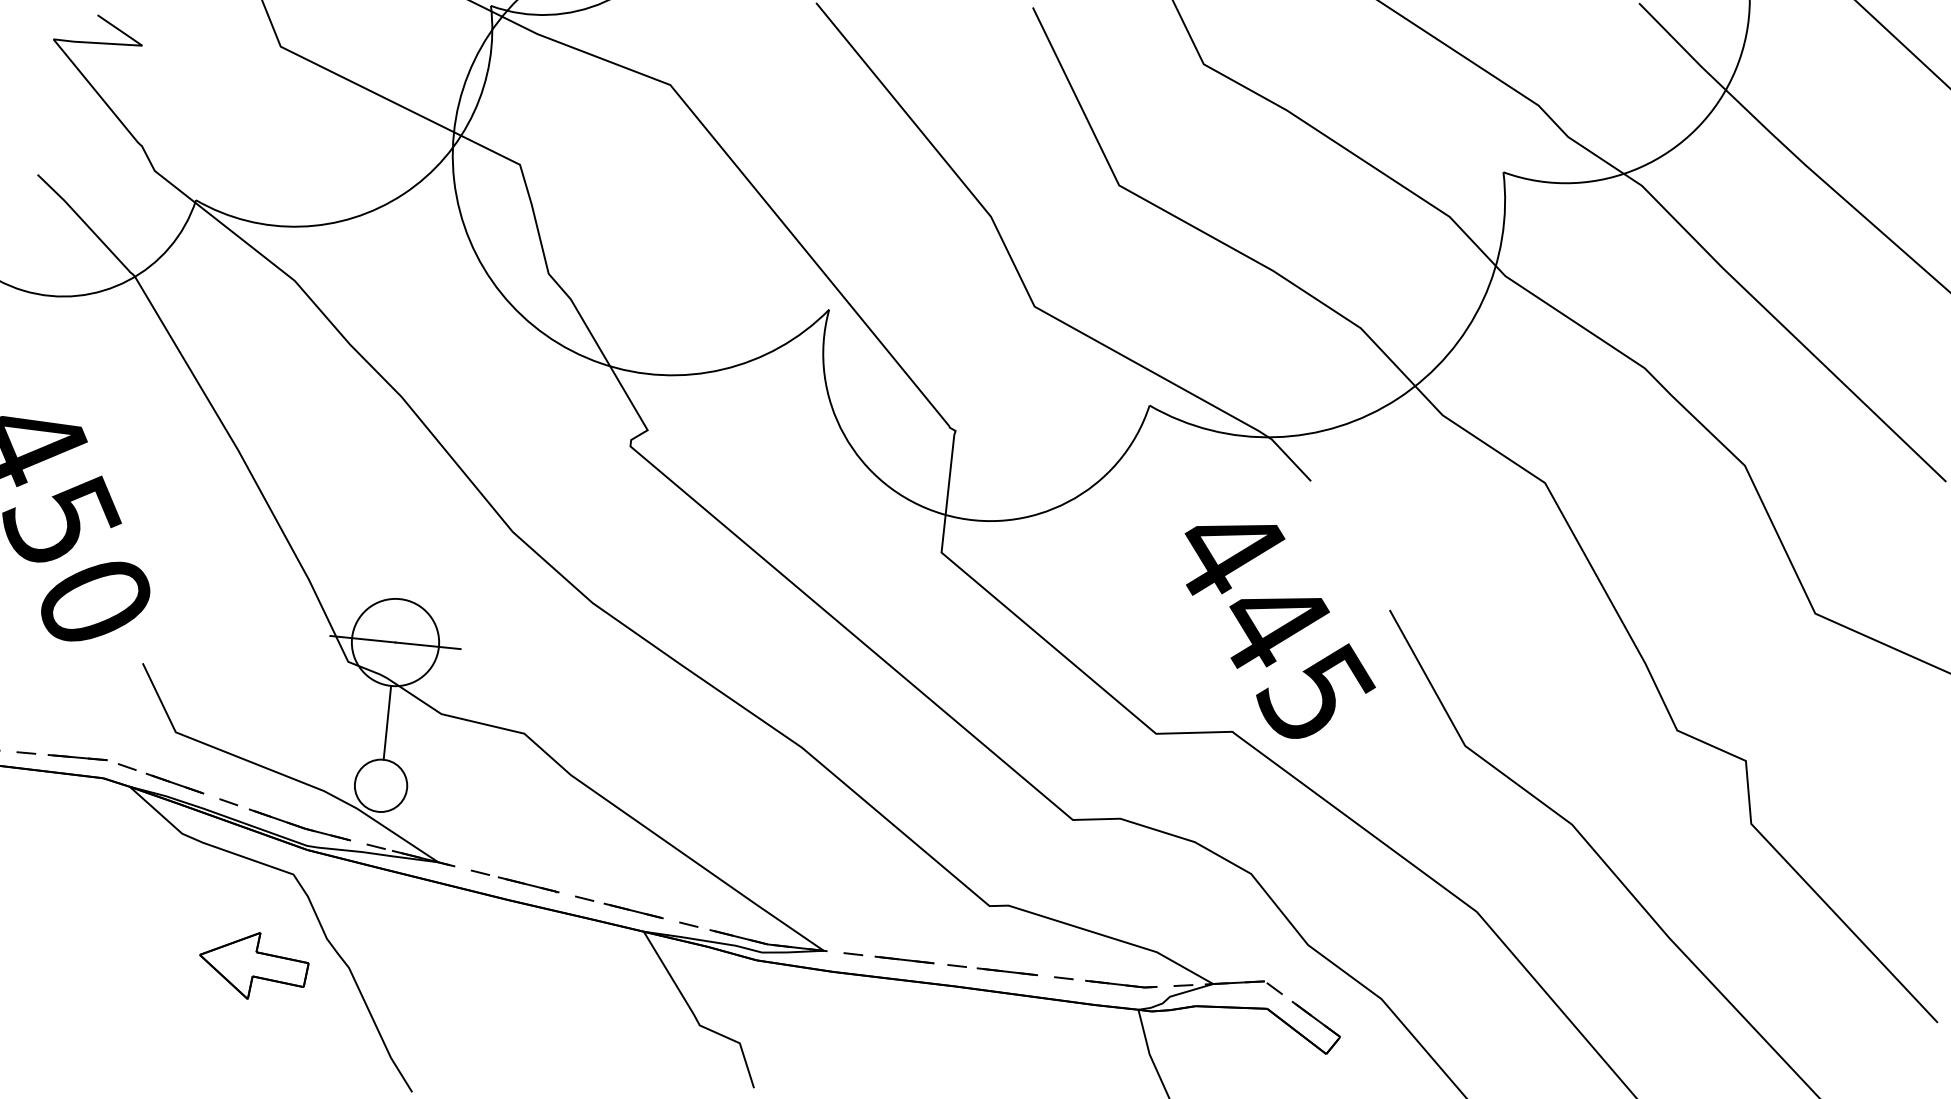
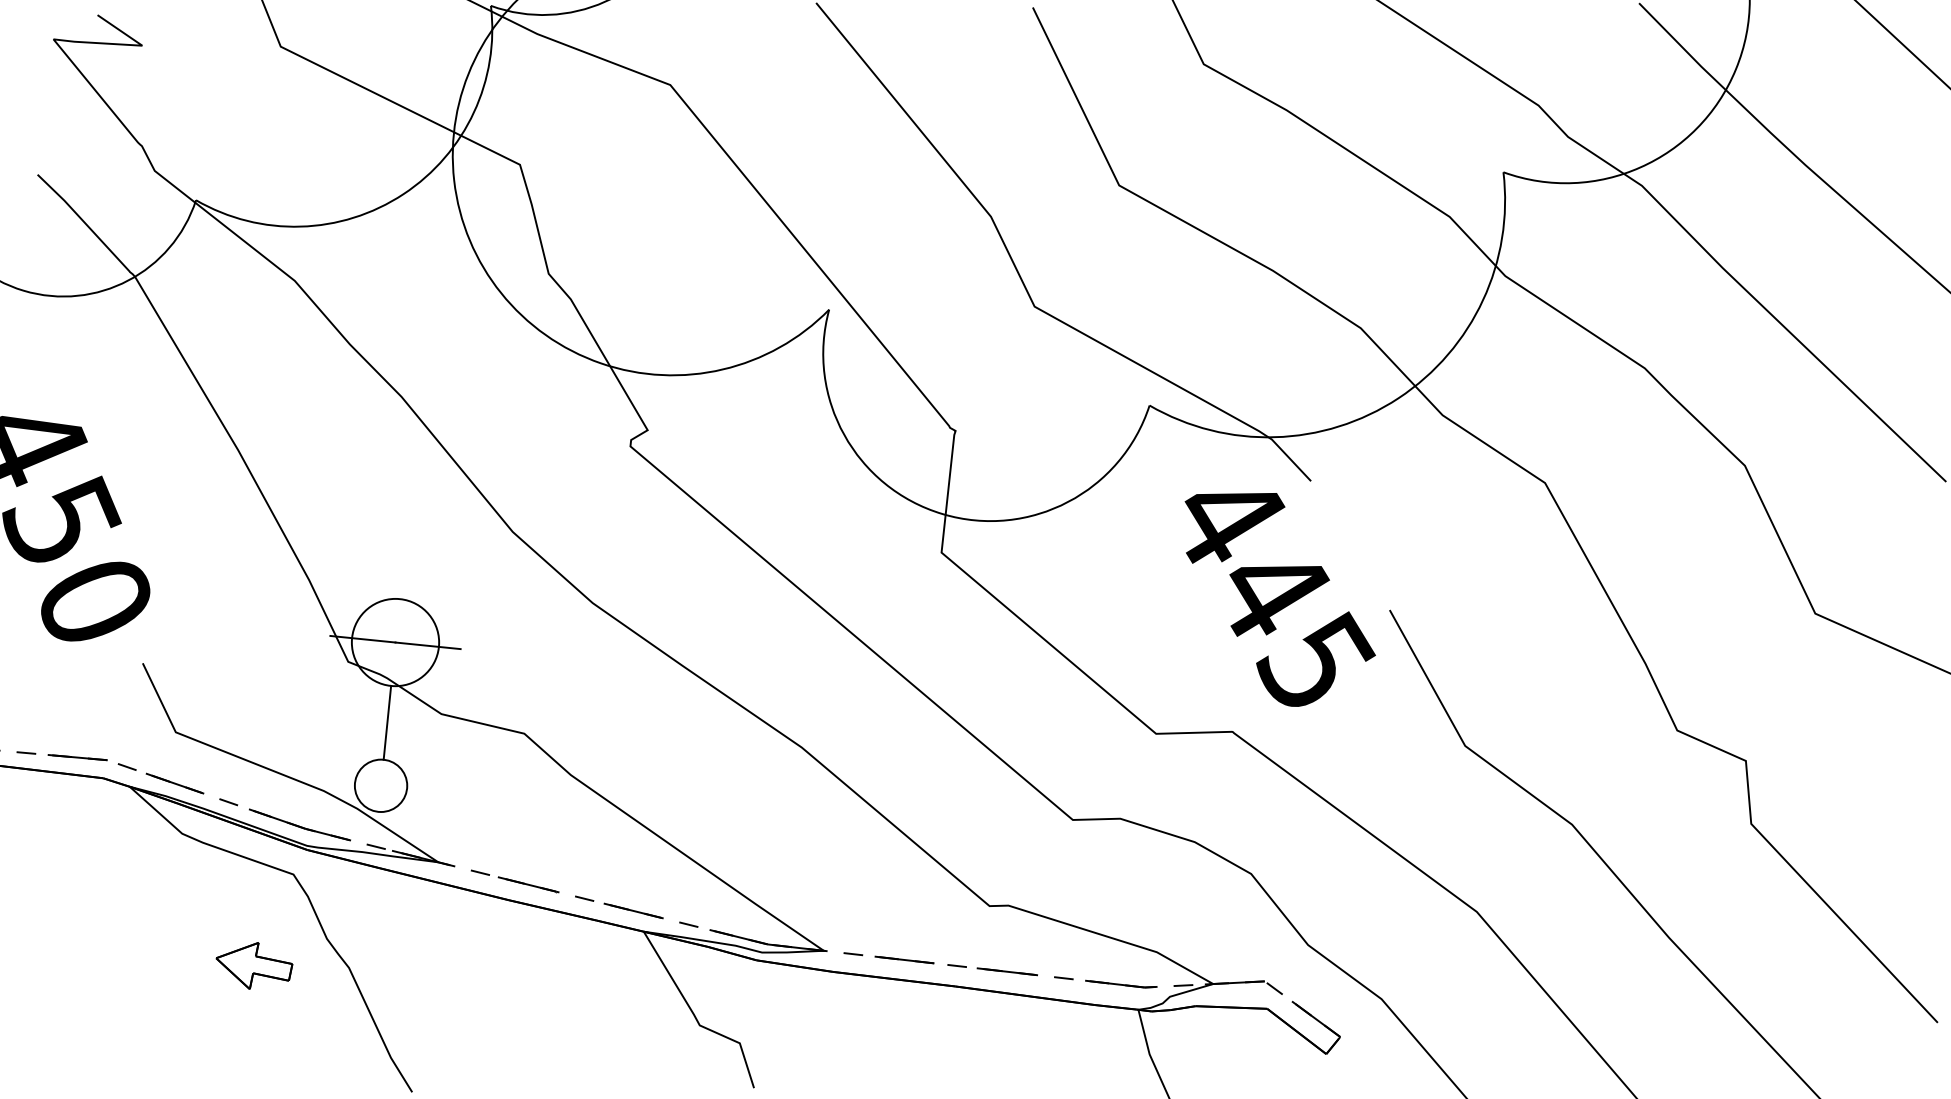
text position: (1279, 631) -> (1279, 599) (1279, 599)
part size: 111x68 px -> 79x48 px (254, 965)
